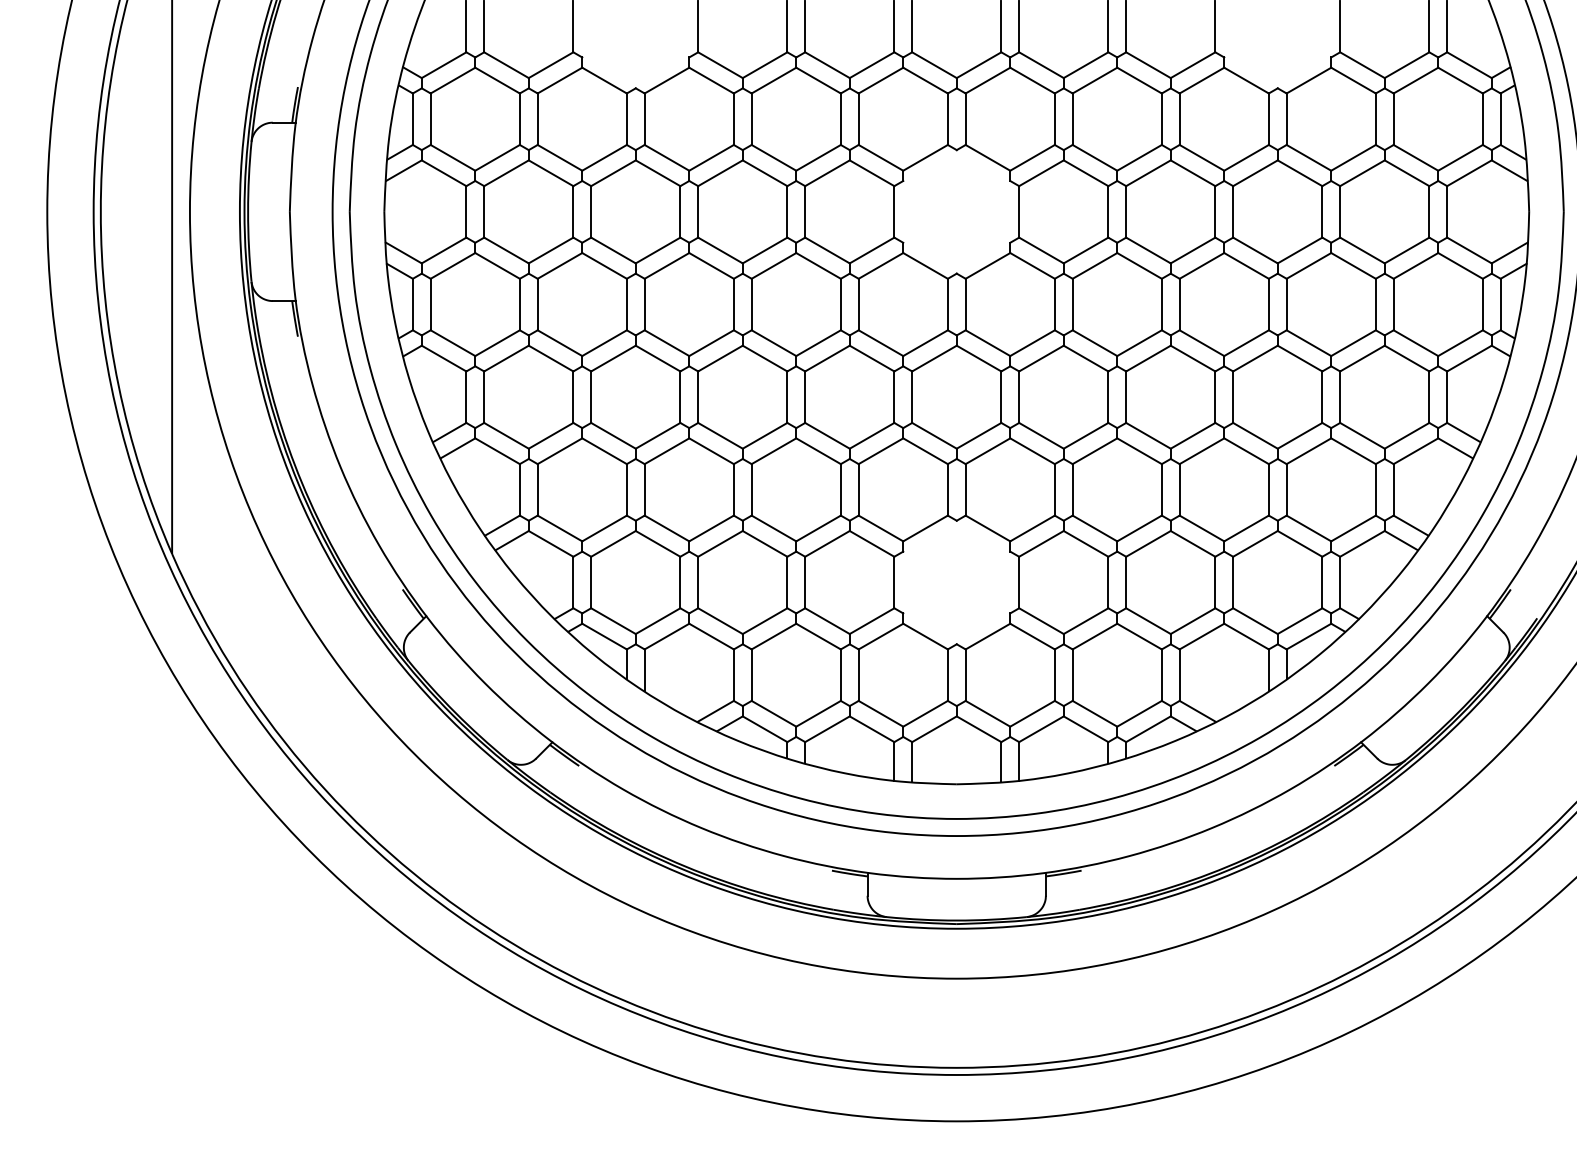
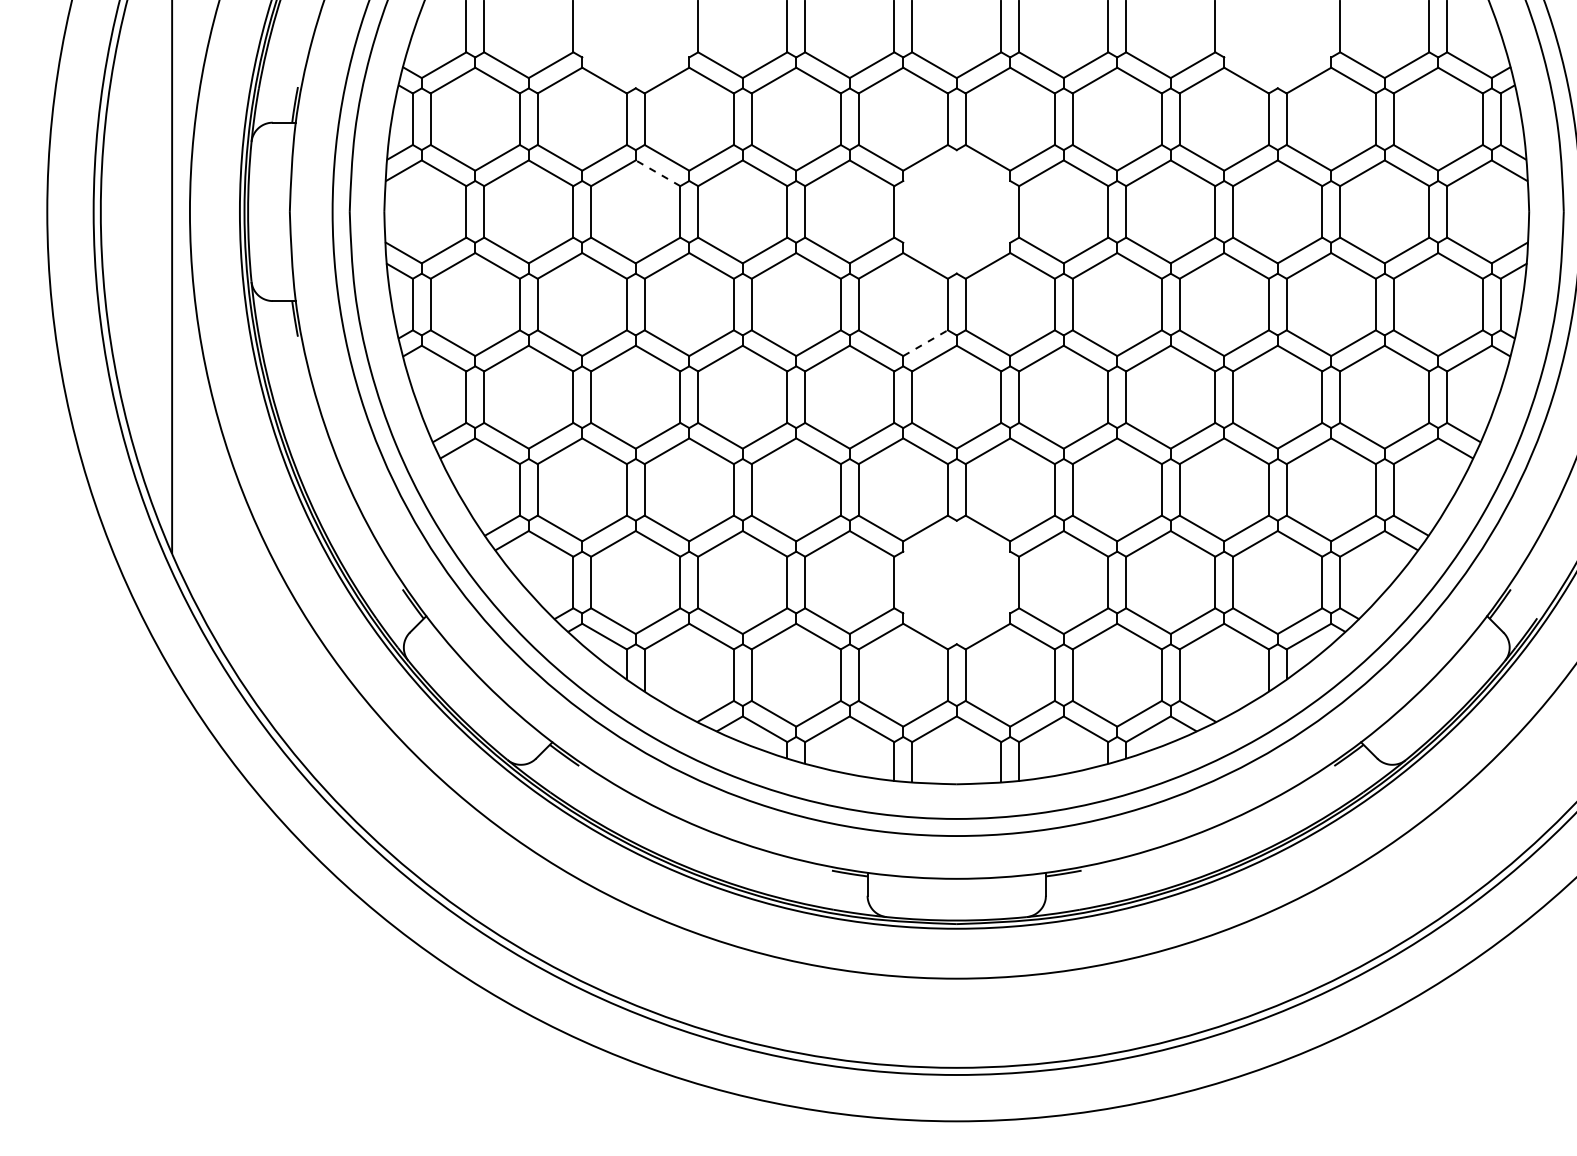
line: solid -> dashed (658, 173)
line: solid -> dashed (925, 343)
